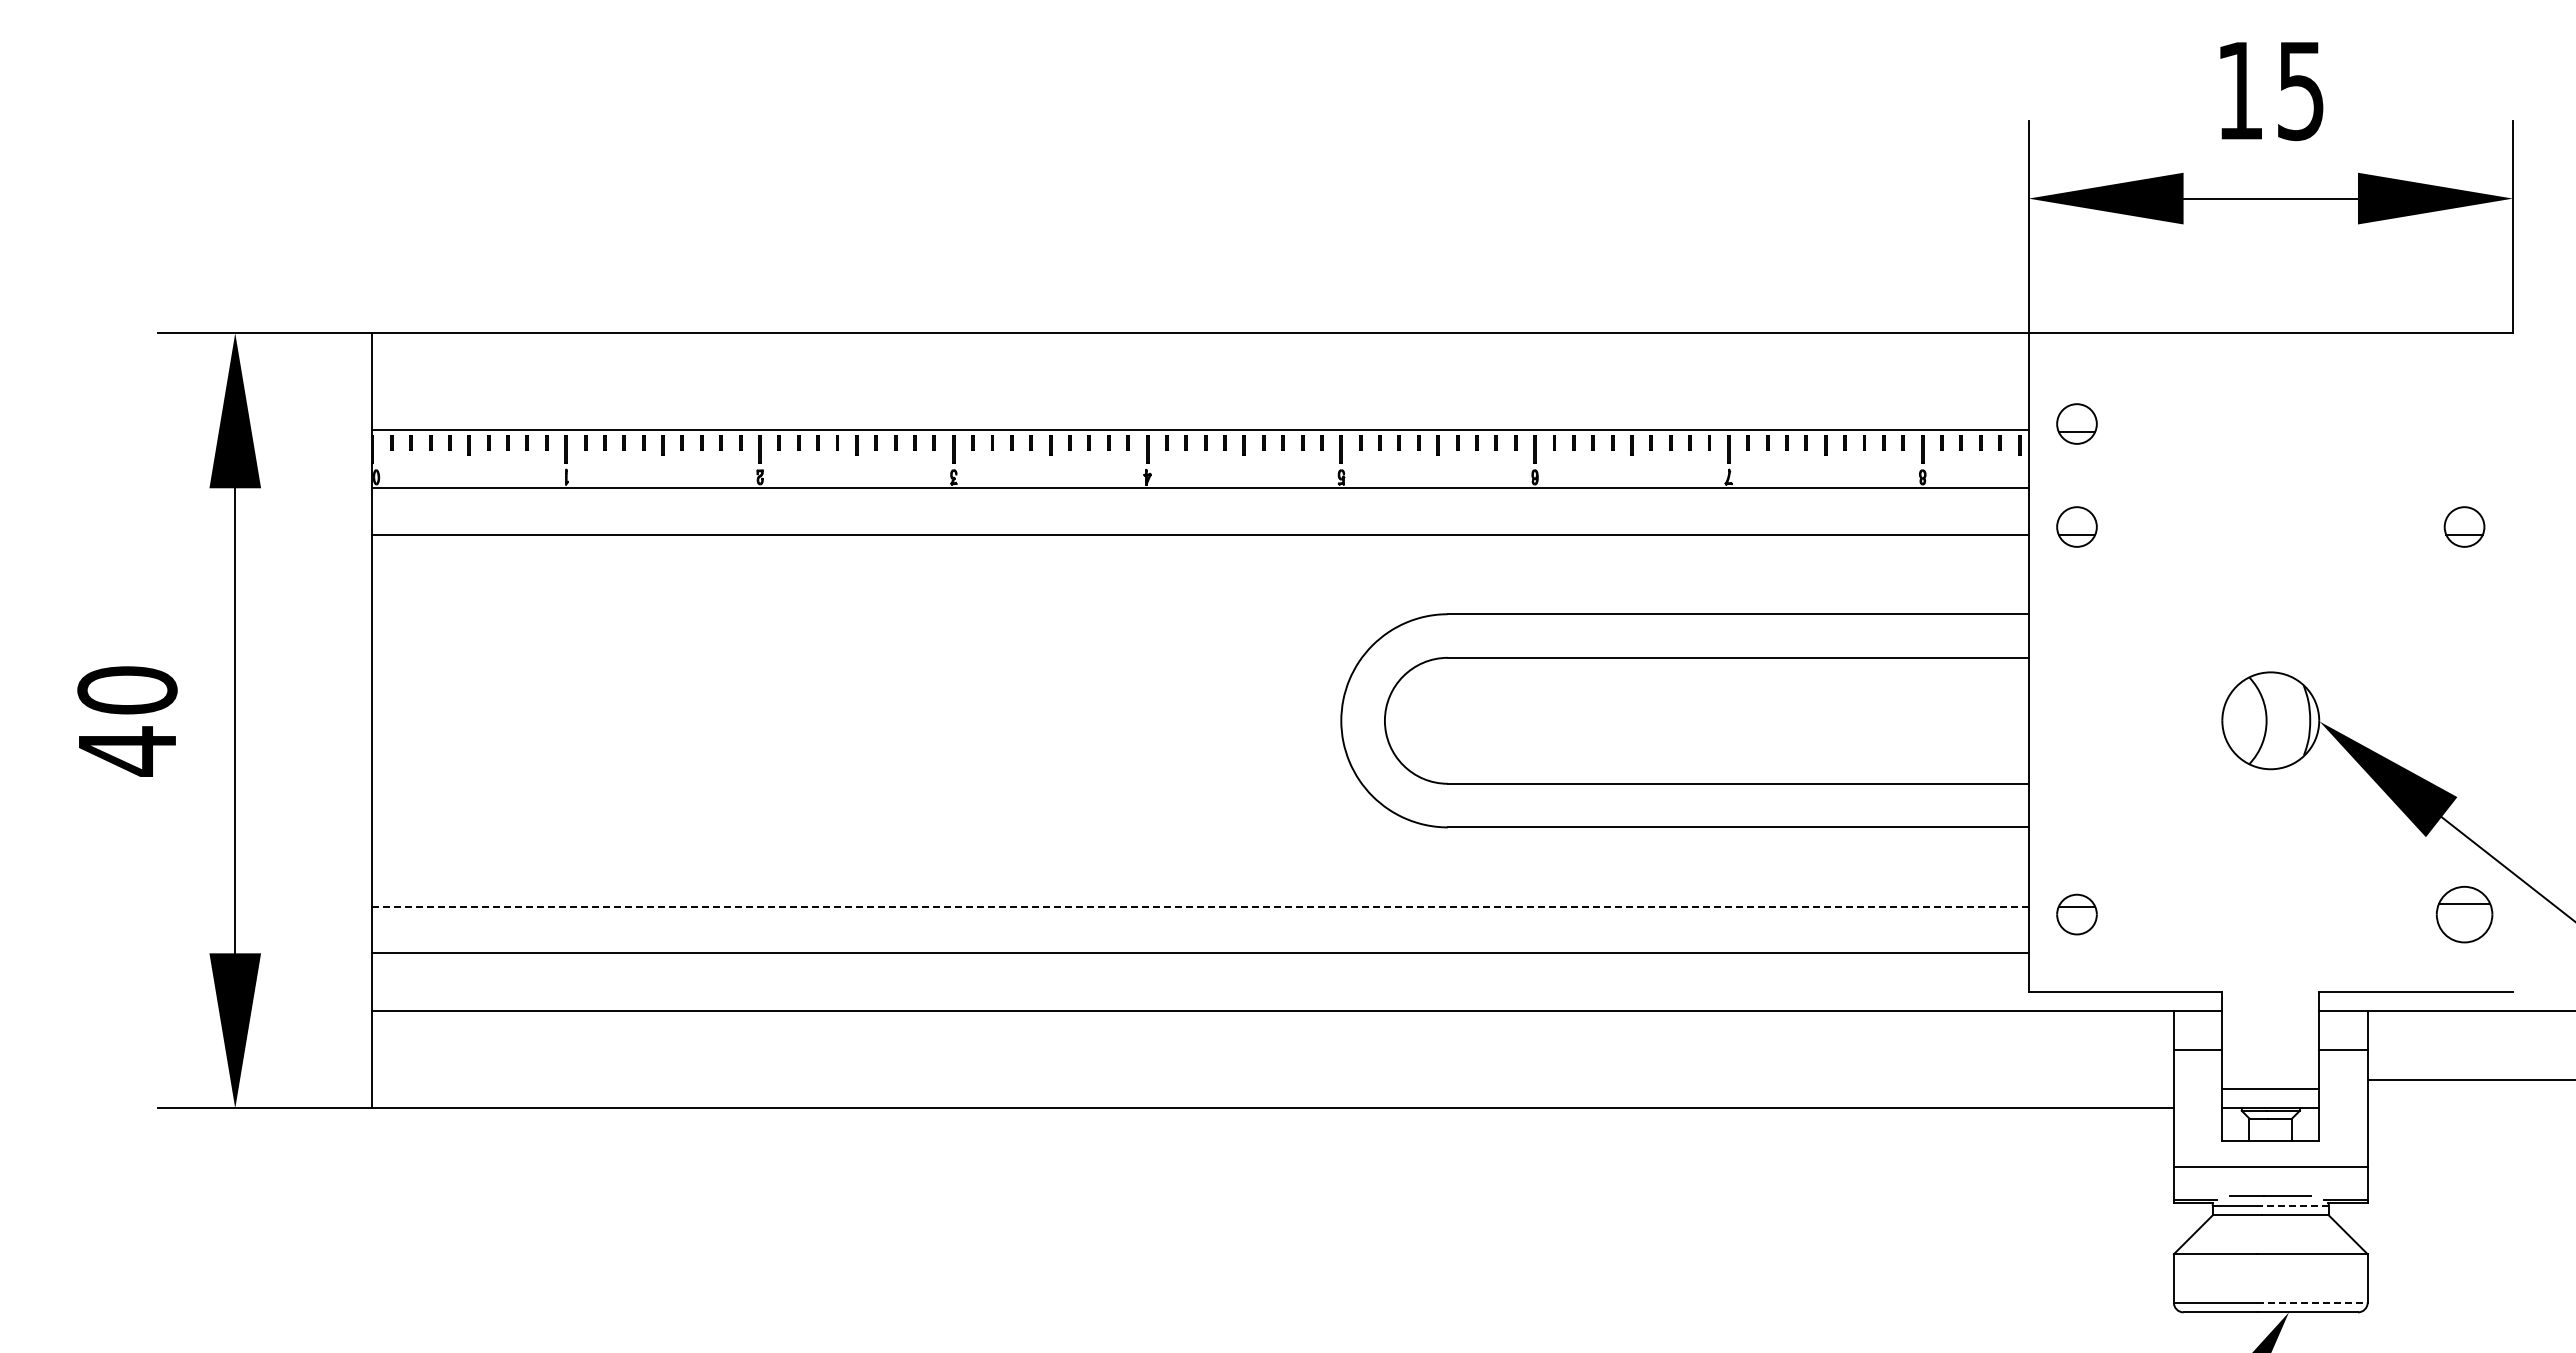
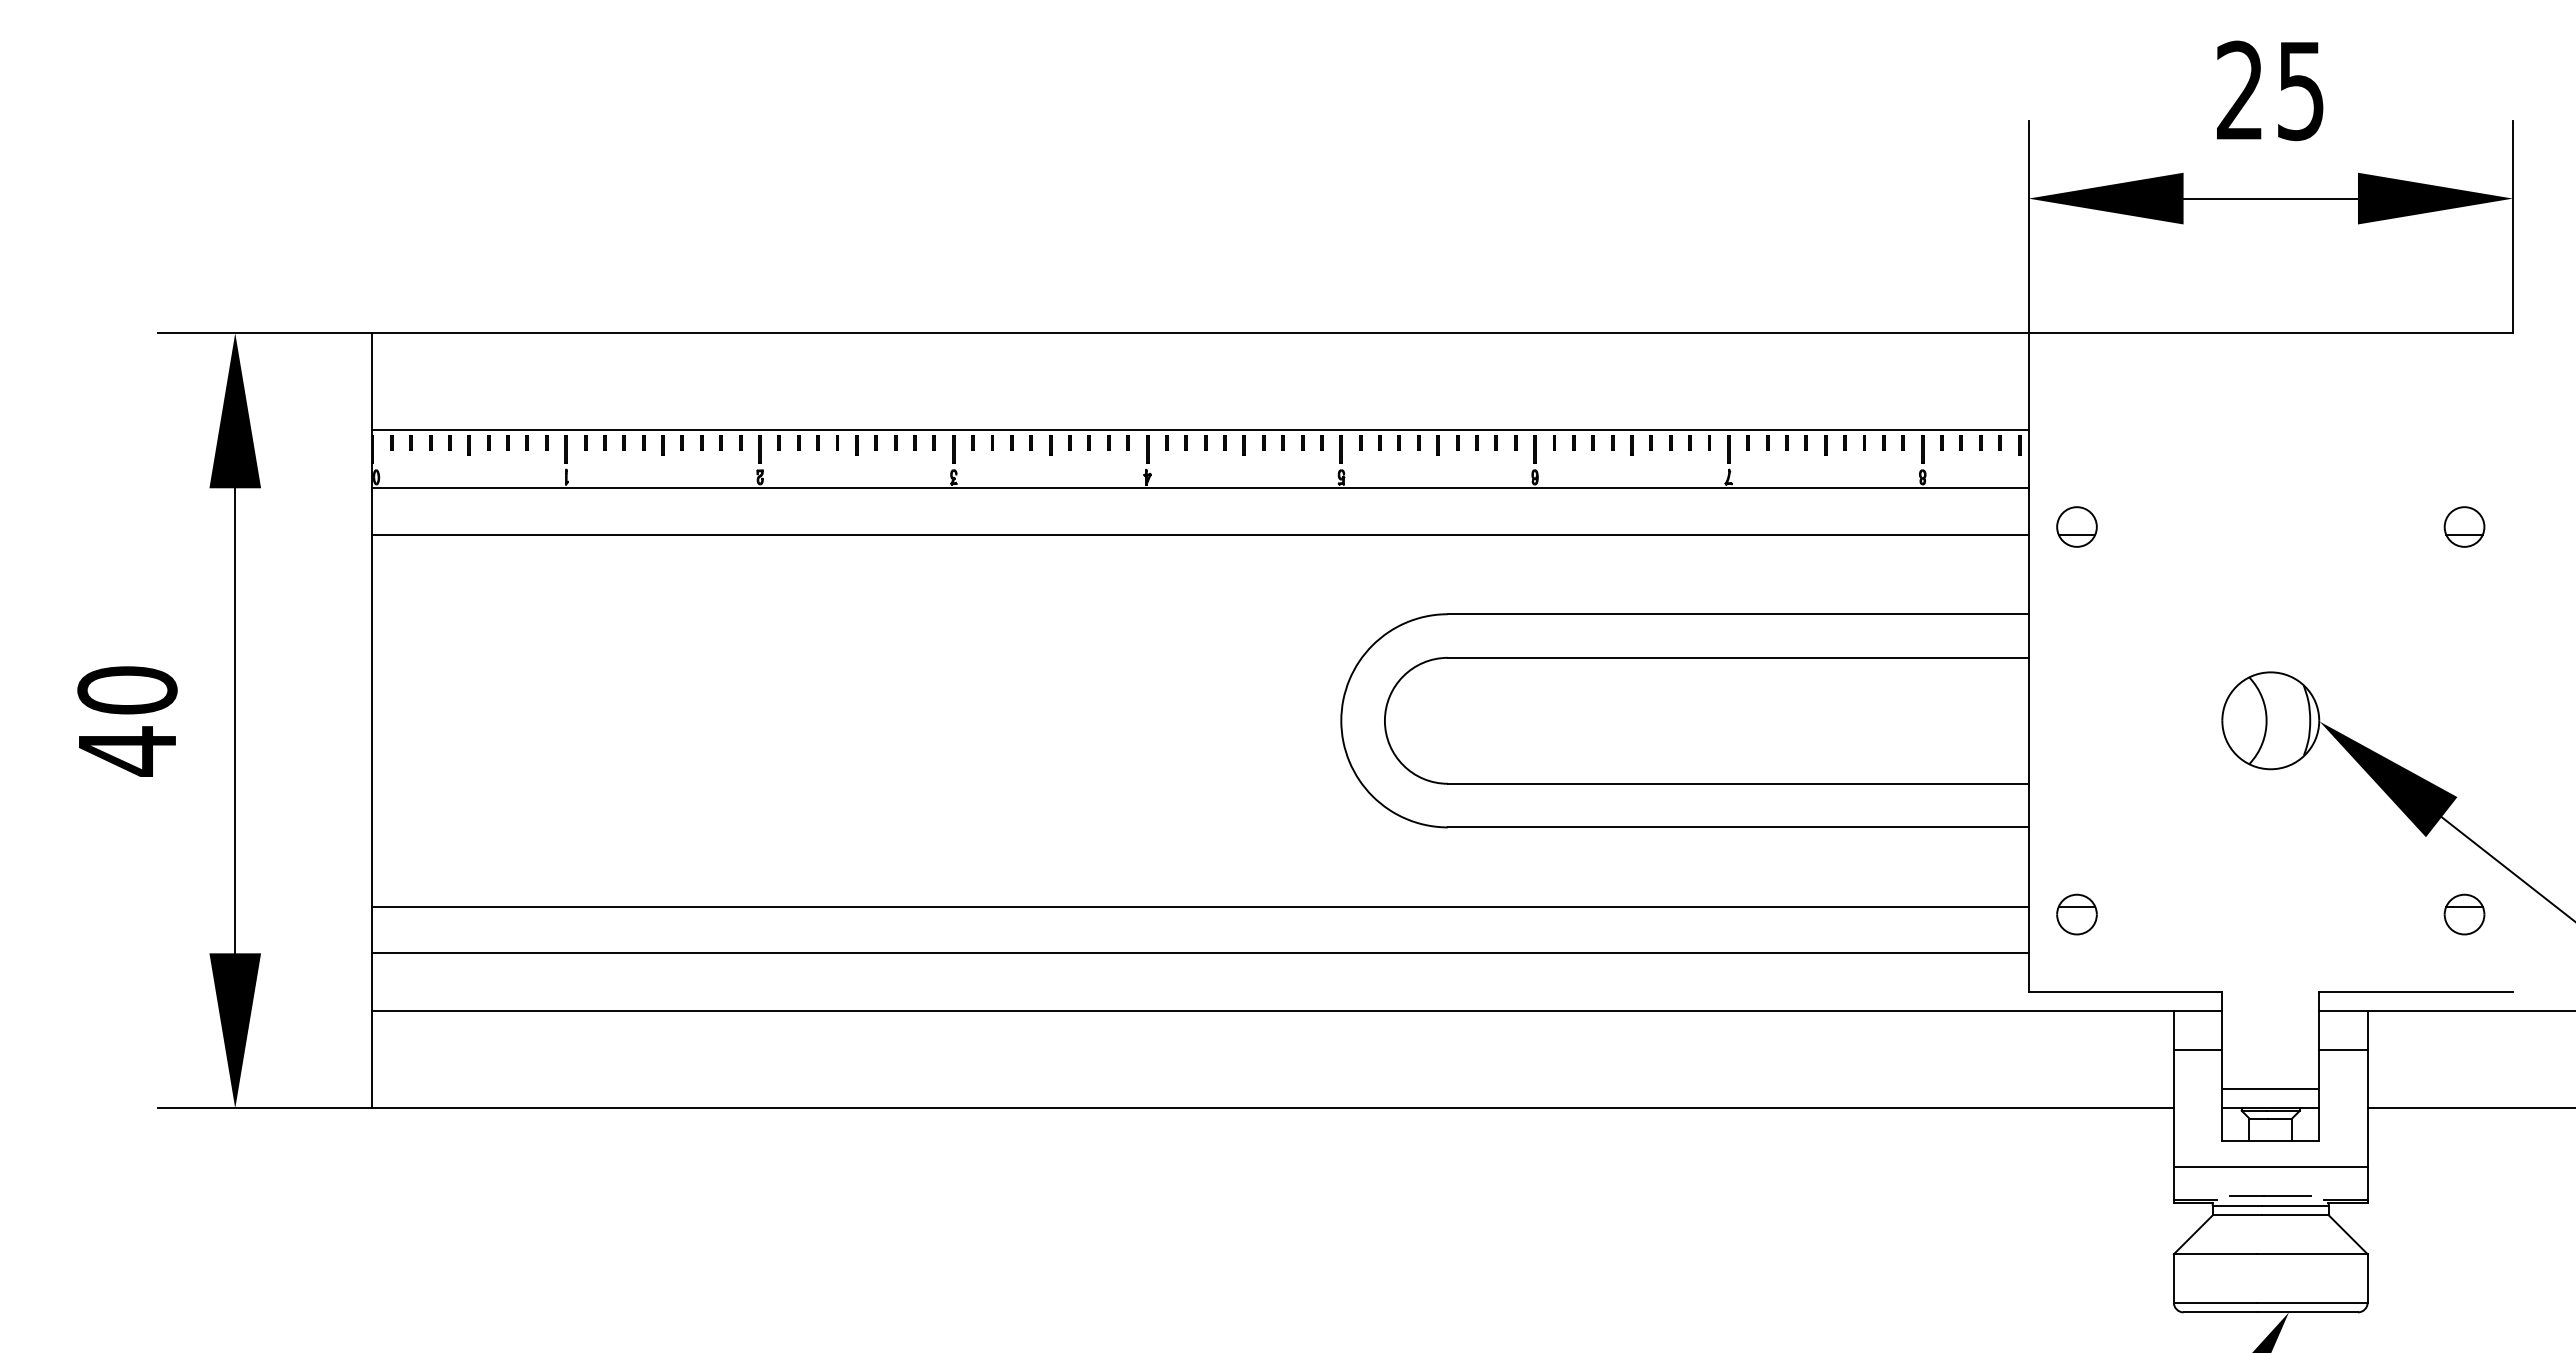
text: 15 -> 25 (2239, 89)
part: present -> none (2076, 423)
line: dashed -> solid (1199, 906)
part size: 59x58 px -> 43x43 px (2464, 914)
line position: (2469, 1080) -> (2469, 1108) (2469, 1108)
line: dashed -> solid (2295, 1205)
line: dashed -> solid (2312, 1302)
